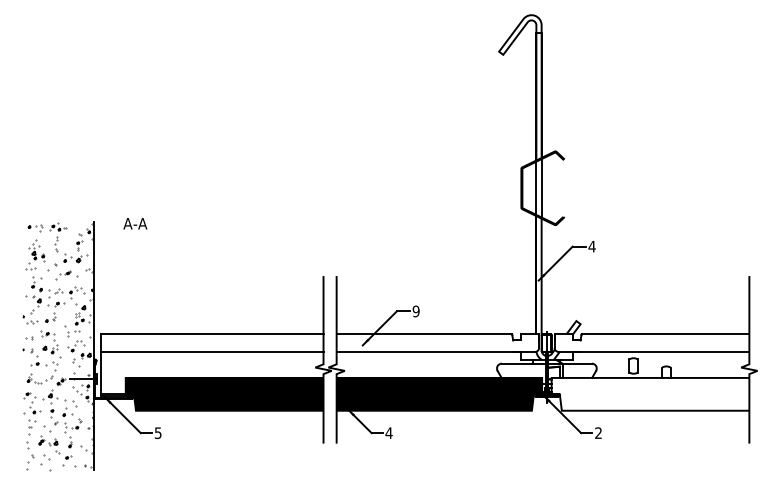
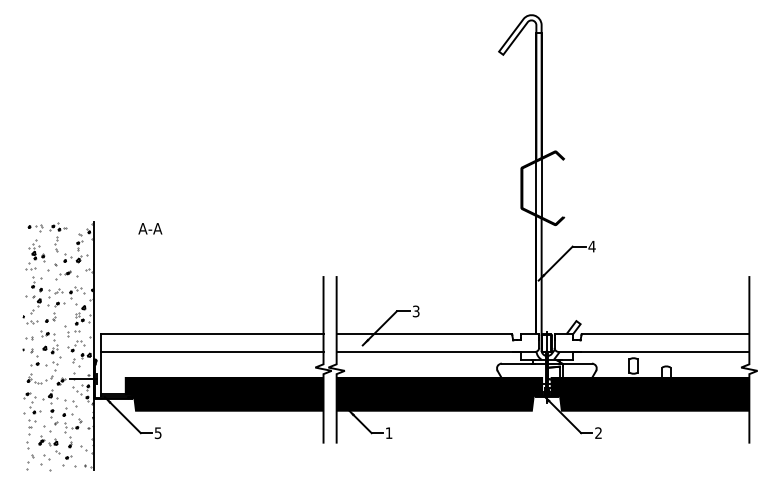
text position: (135, 223) -> (150, 228) (150, 228)
text: 9 -> 3 (415, 311)
fill: none -> present (650, 393)
text: 4 -> 1 (388, 432)
